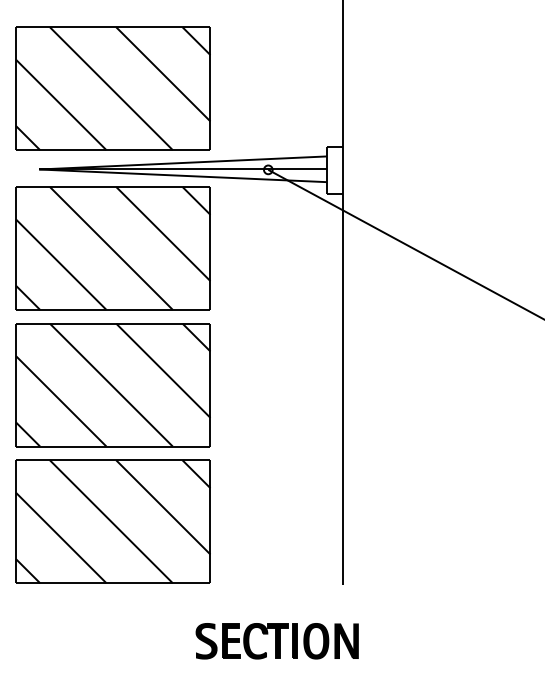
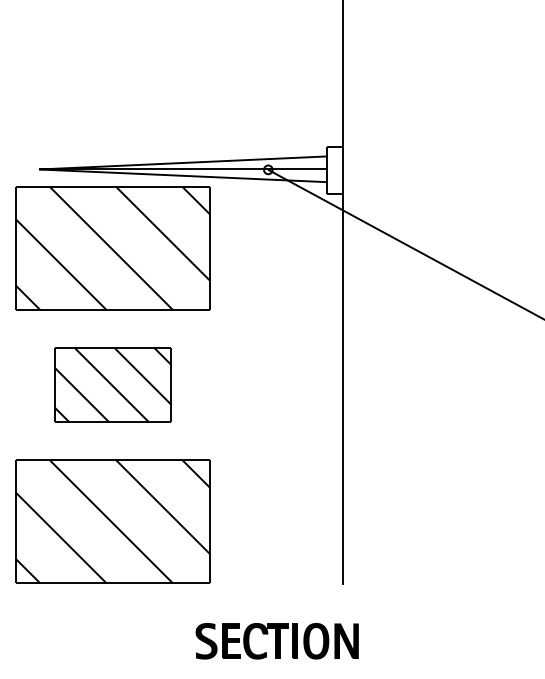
part: present -> none (112, 88)
part size: 196x125 px -> 118x76 px (112, 384)
